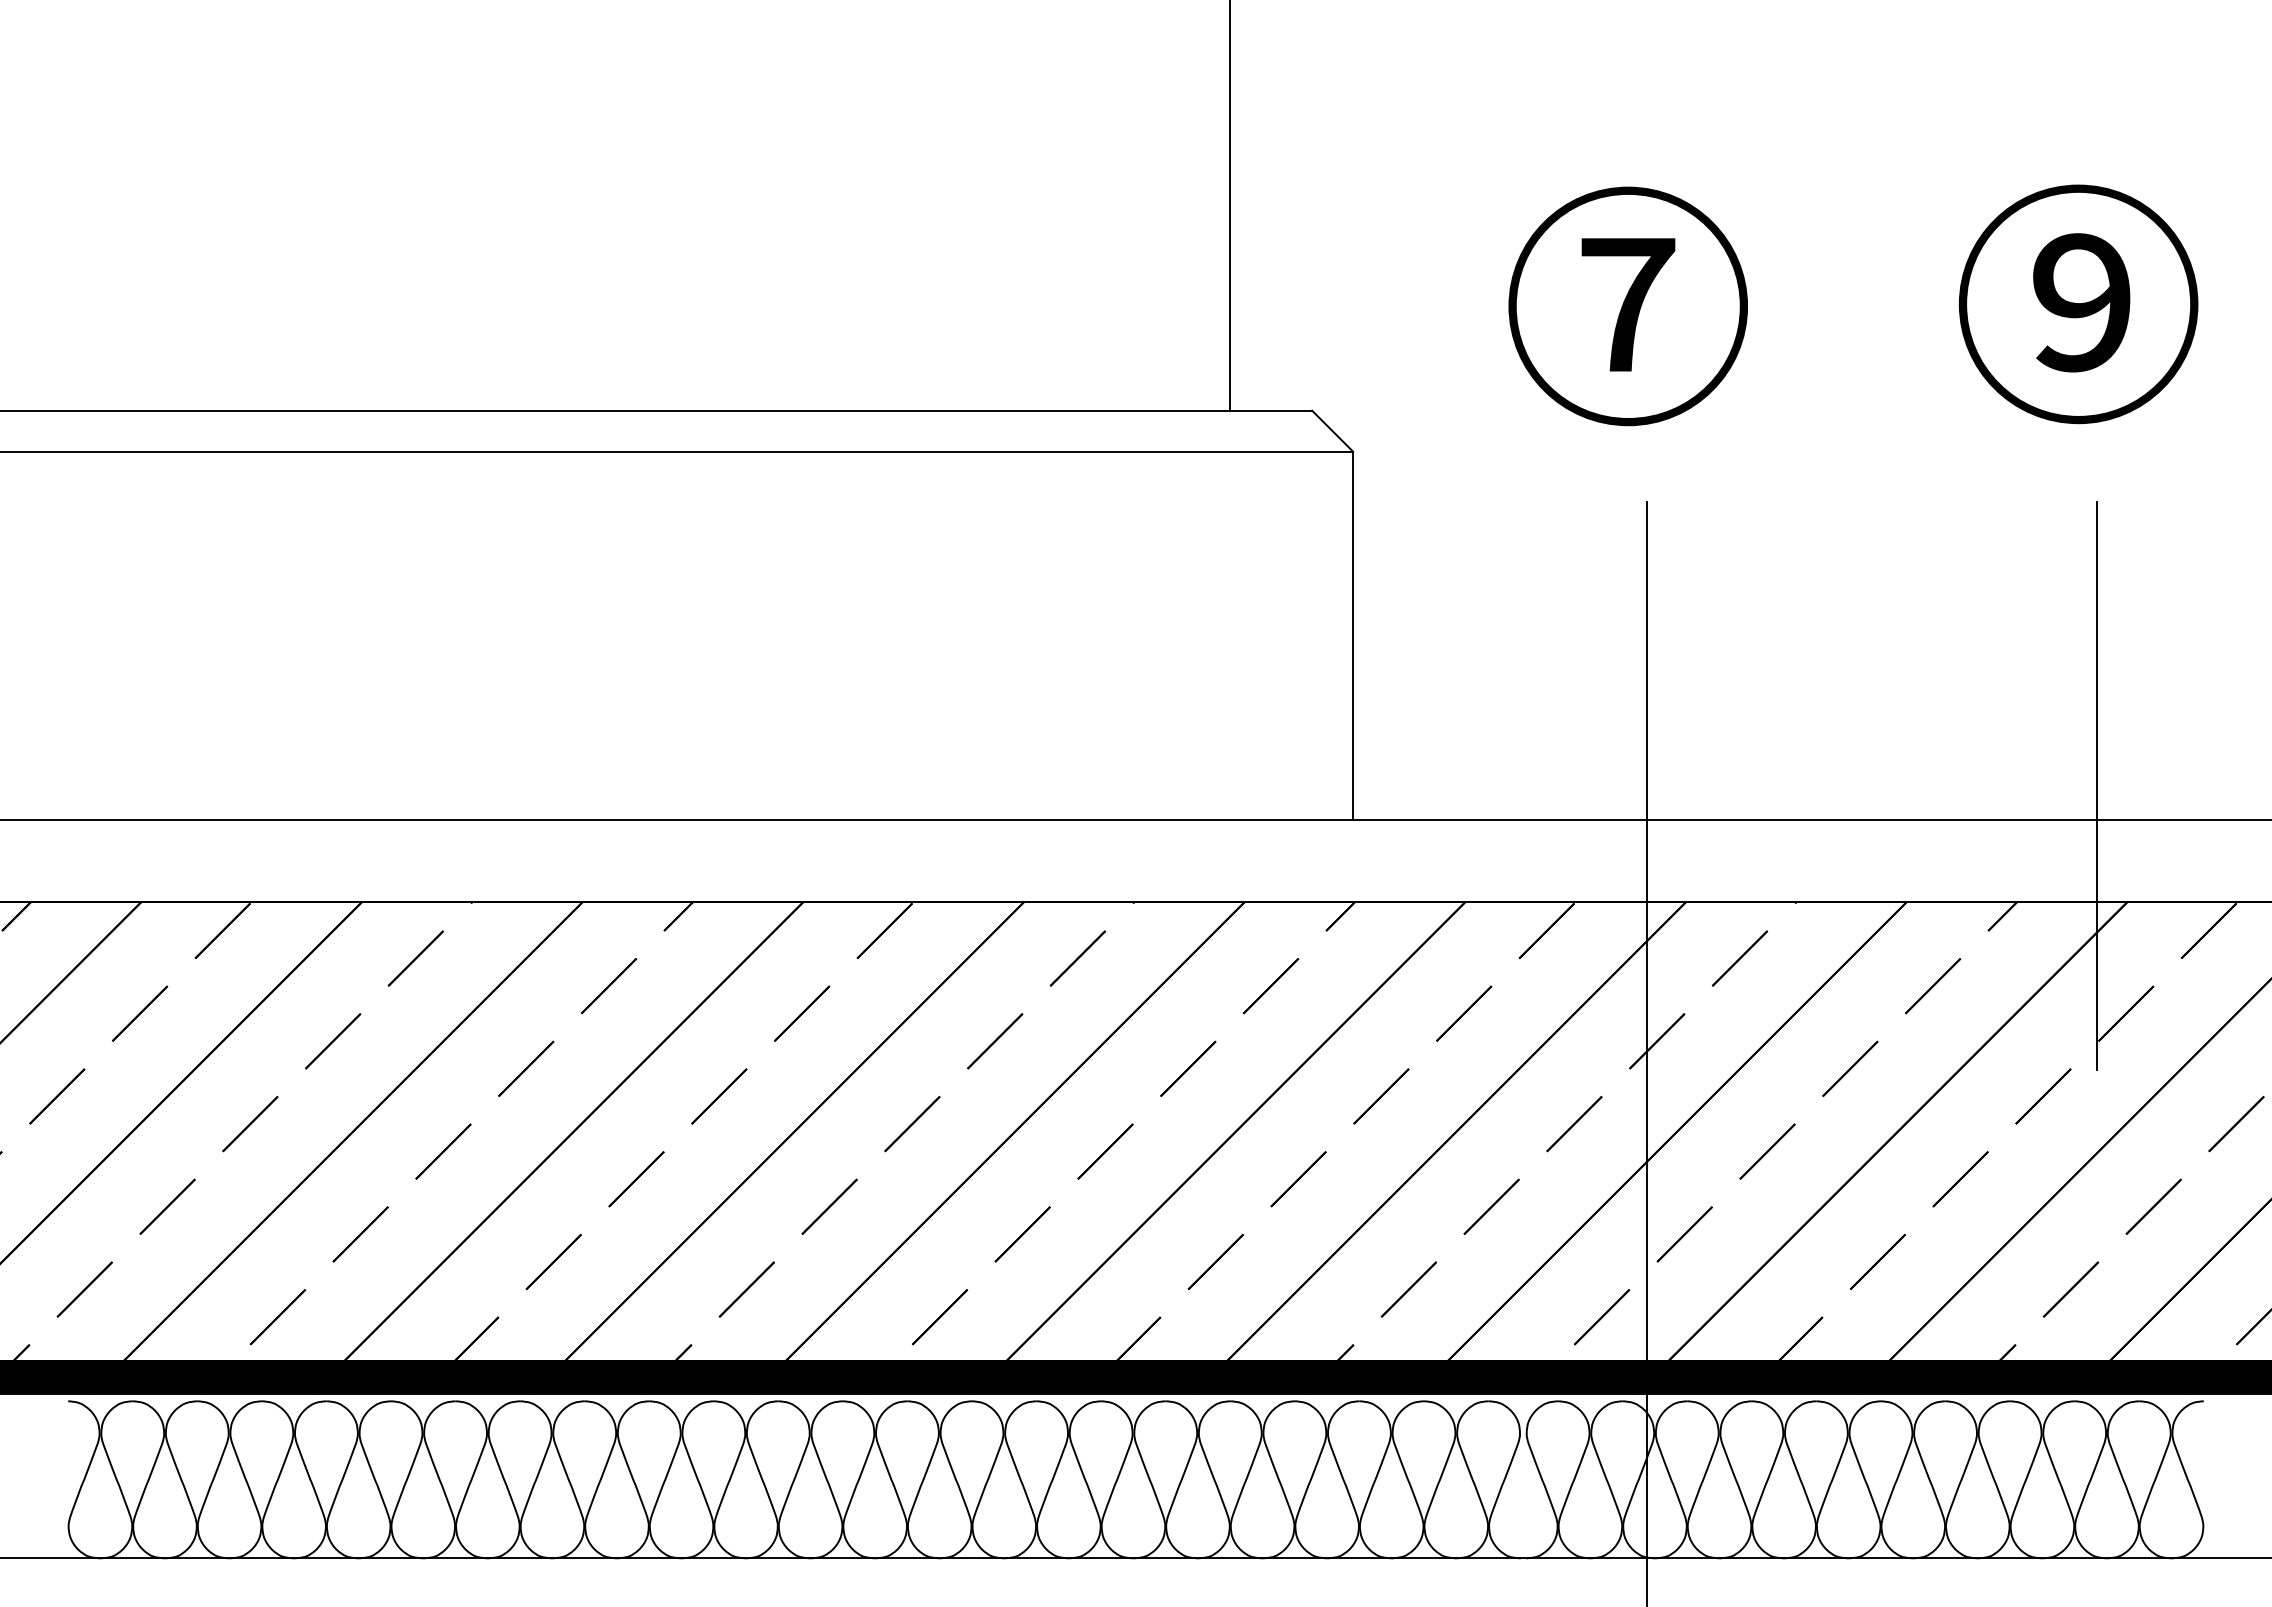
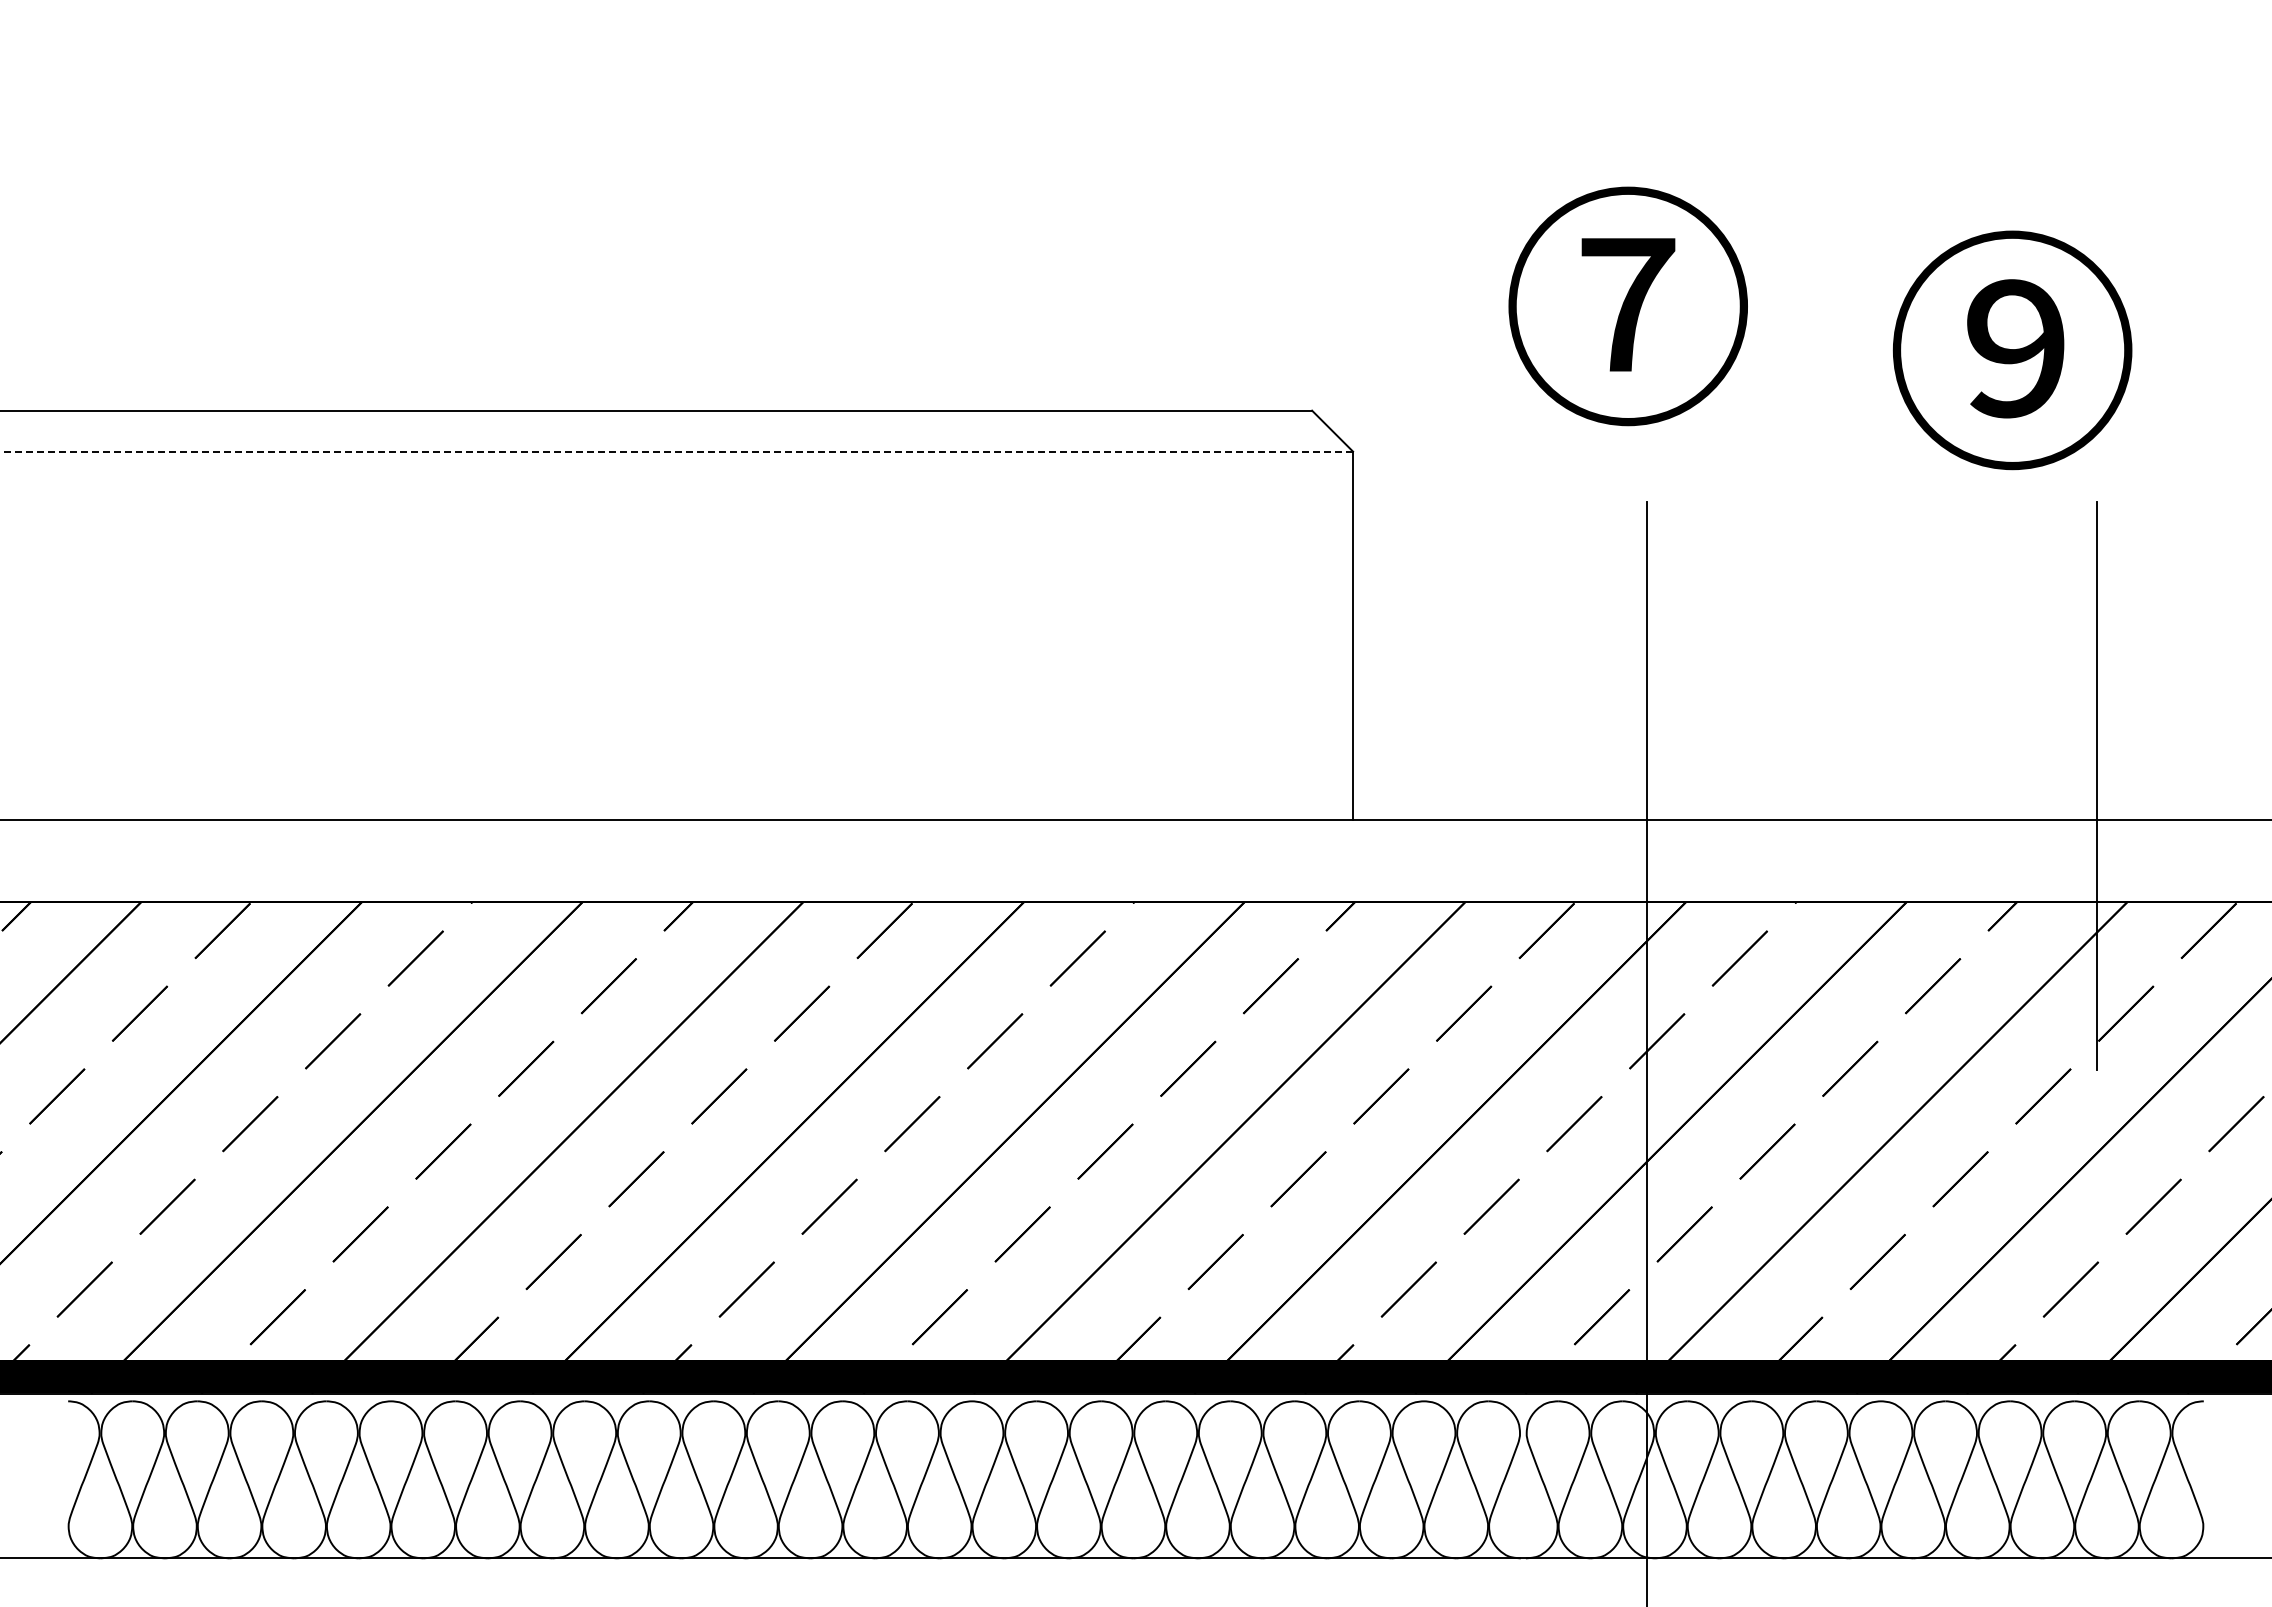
line: present -> none (1230, 206)
text position: (2078, 304) -> (2012, 350) (2012, 350)
line: solid -> dashed (676, 451)
